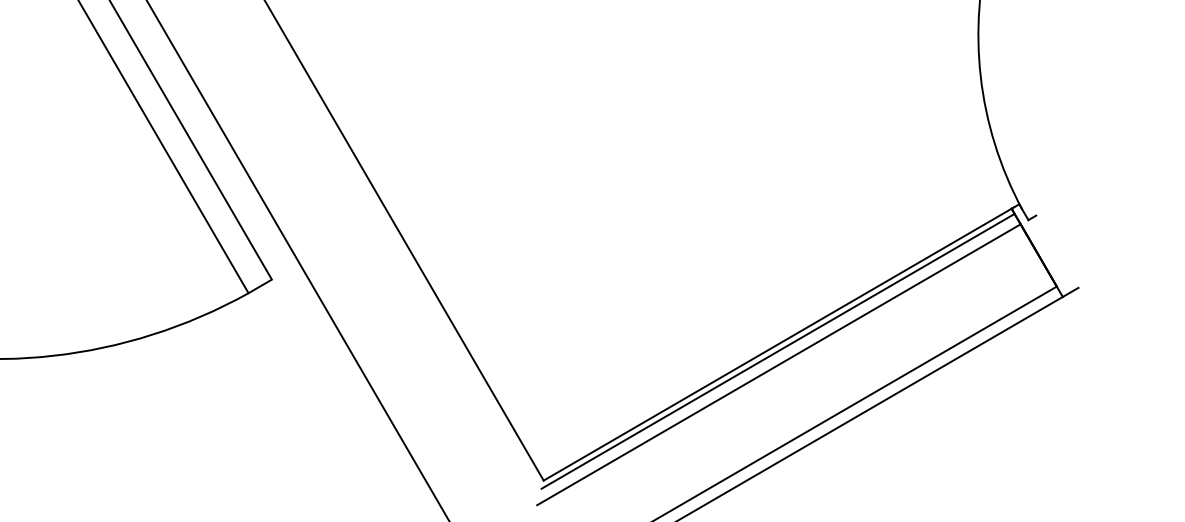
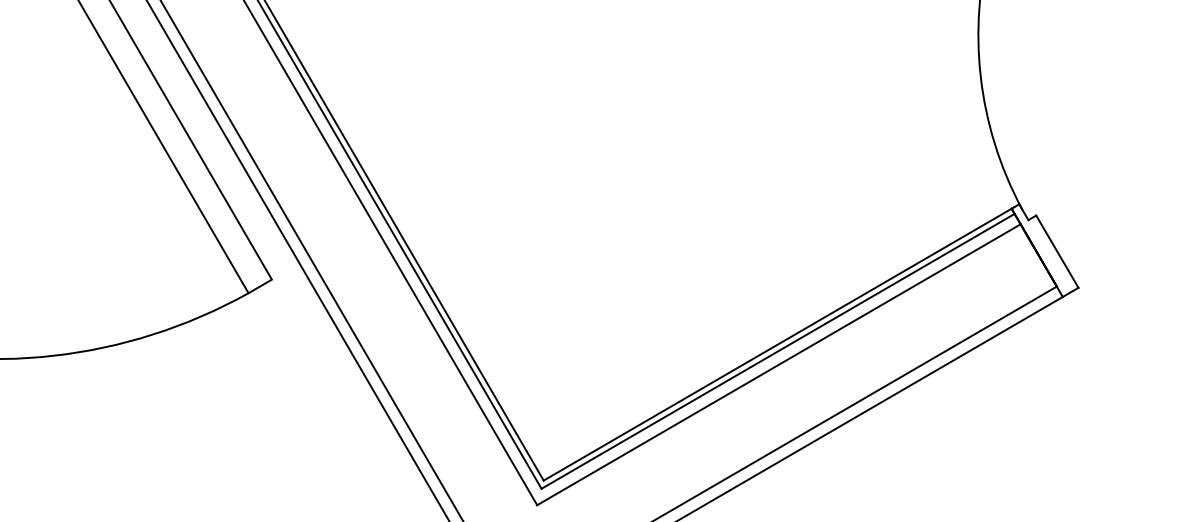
line: none -> present (400, 245)
line: none -> present (1057, 251)
line: none -> present (391, 253)
line: none -> present (311, 260)
